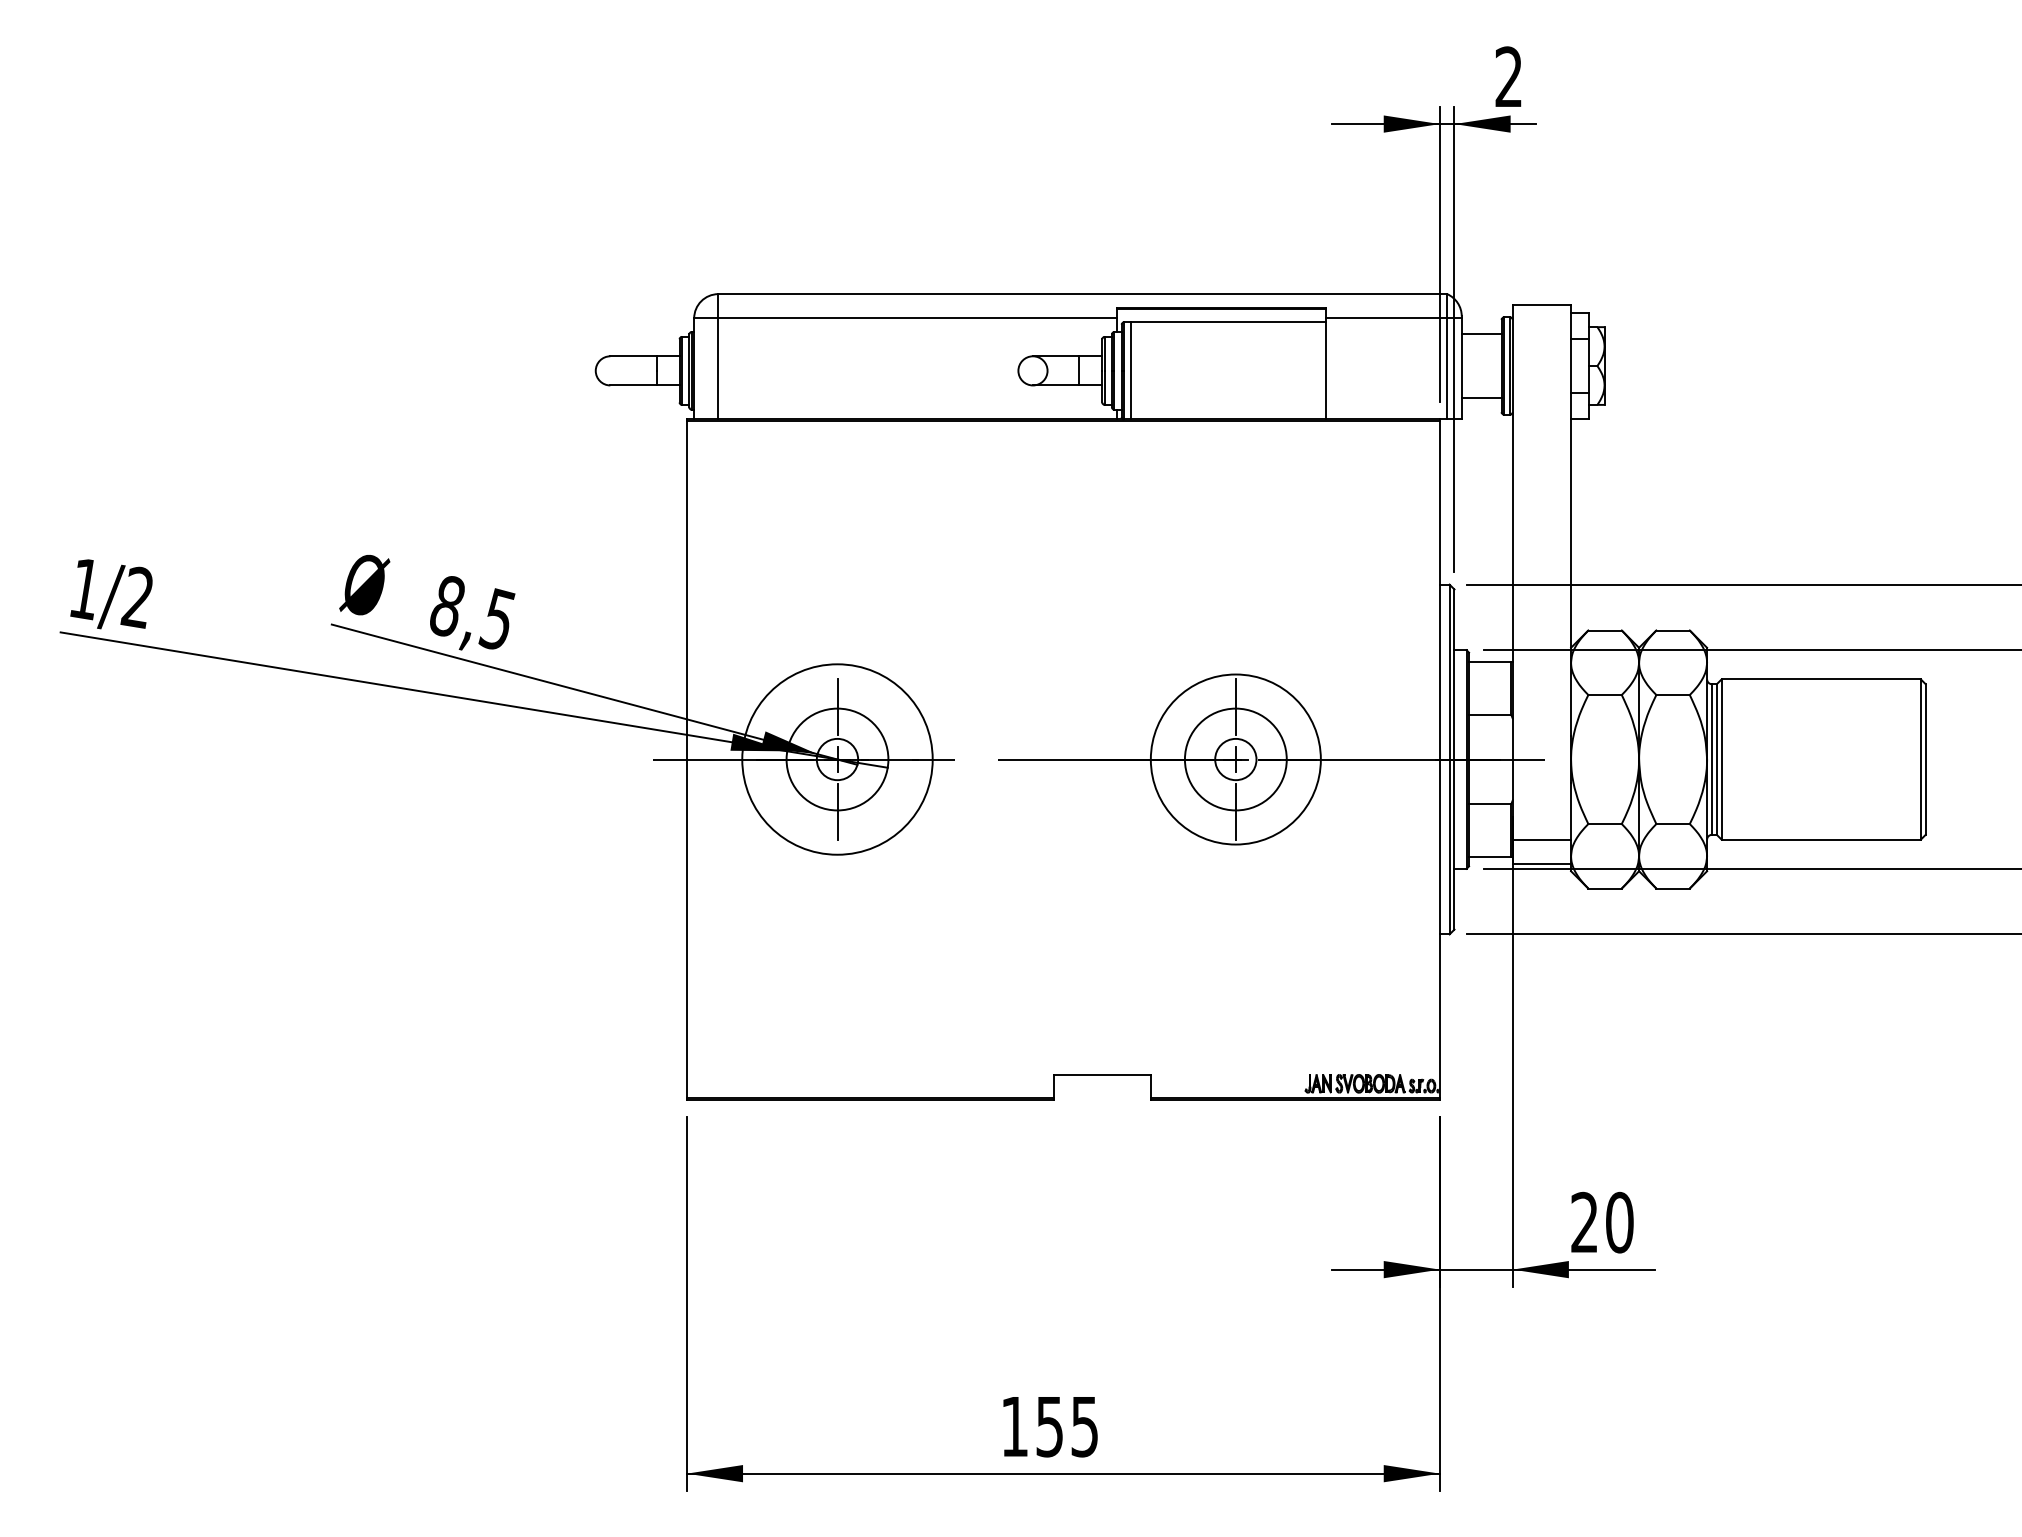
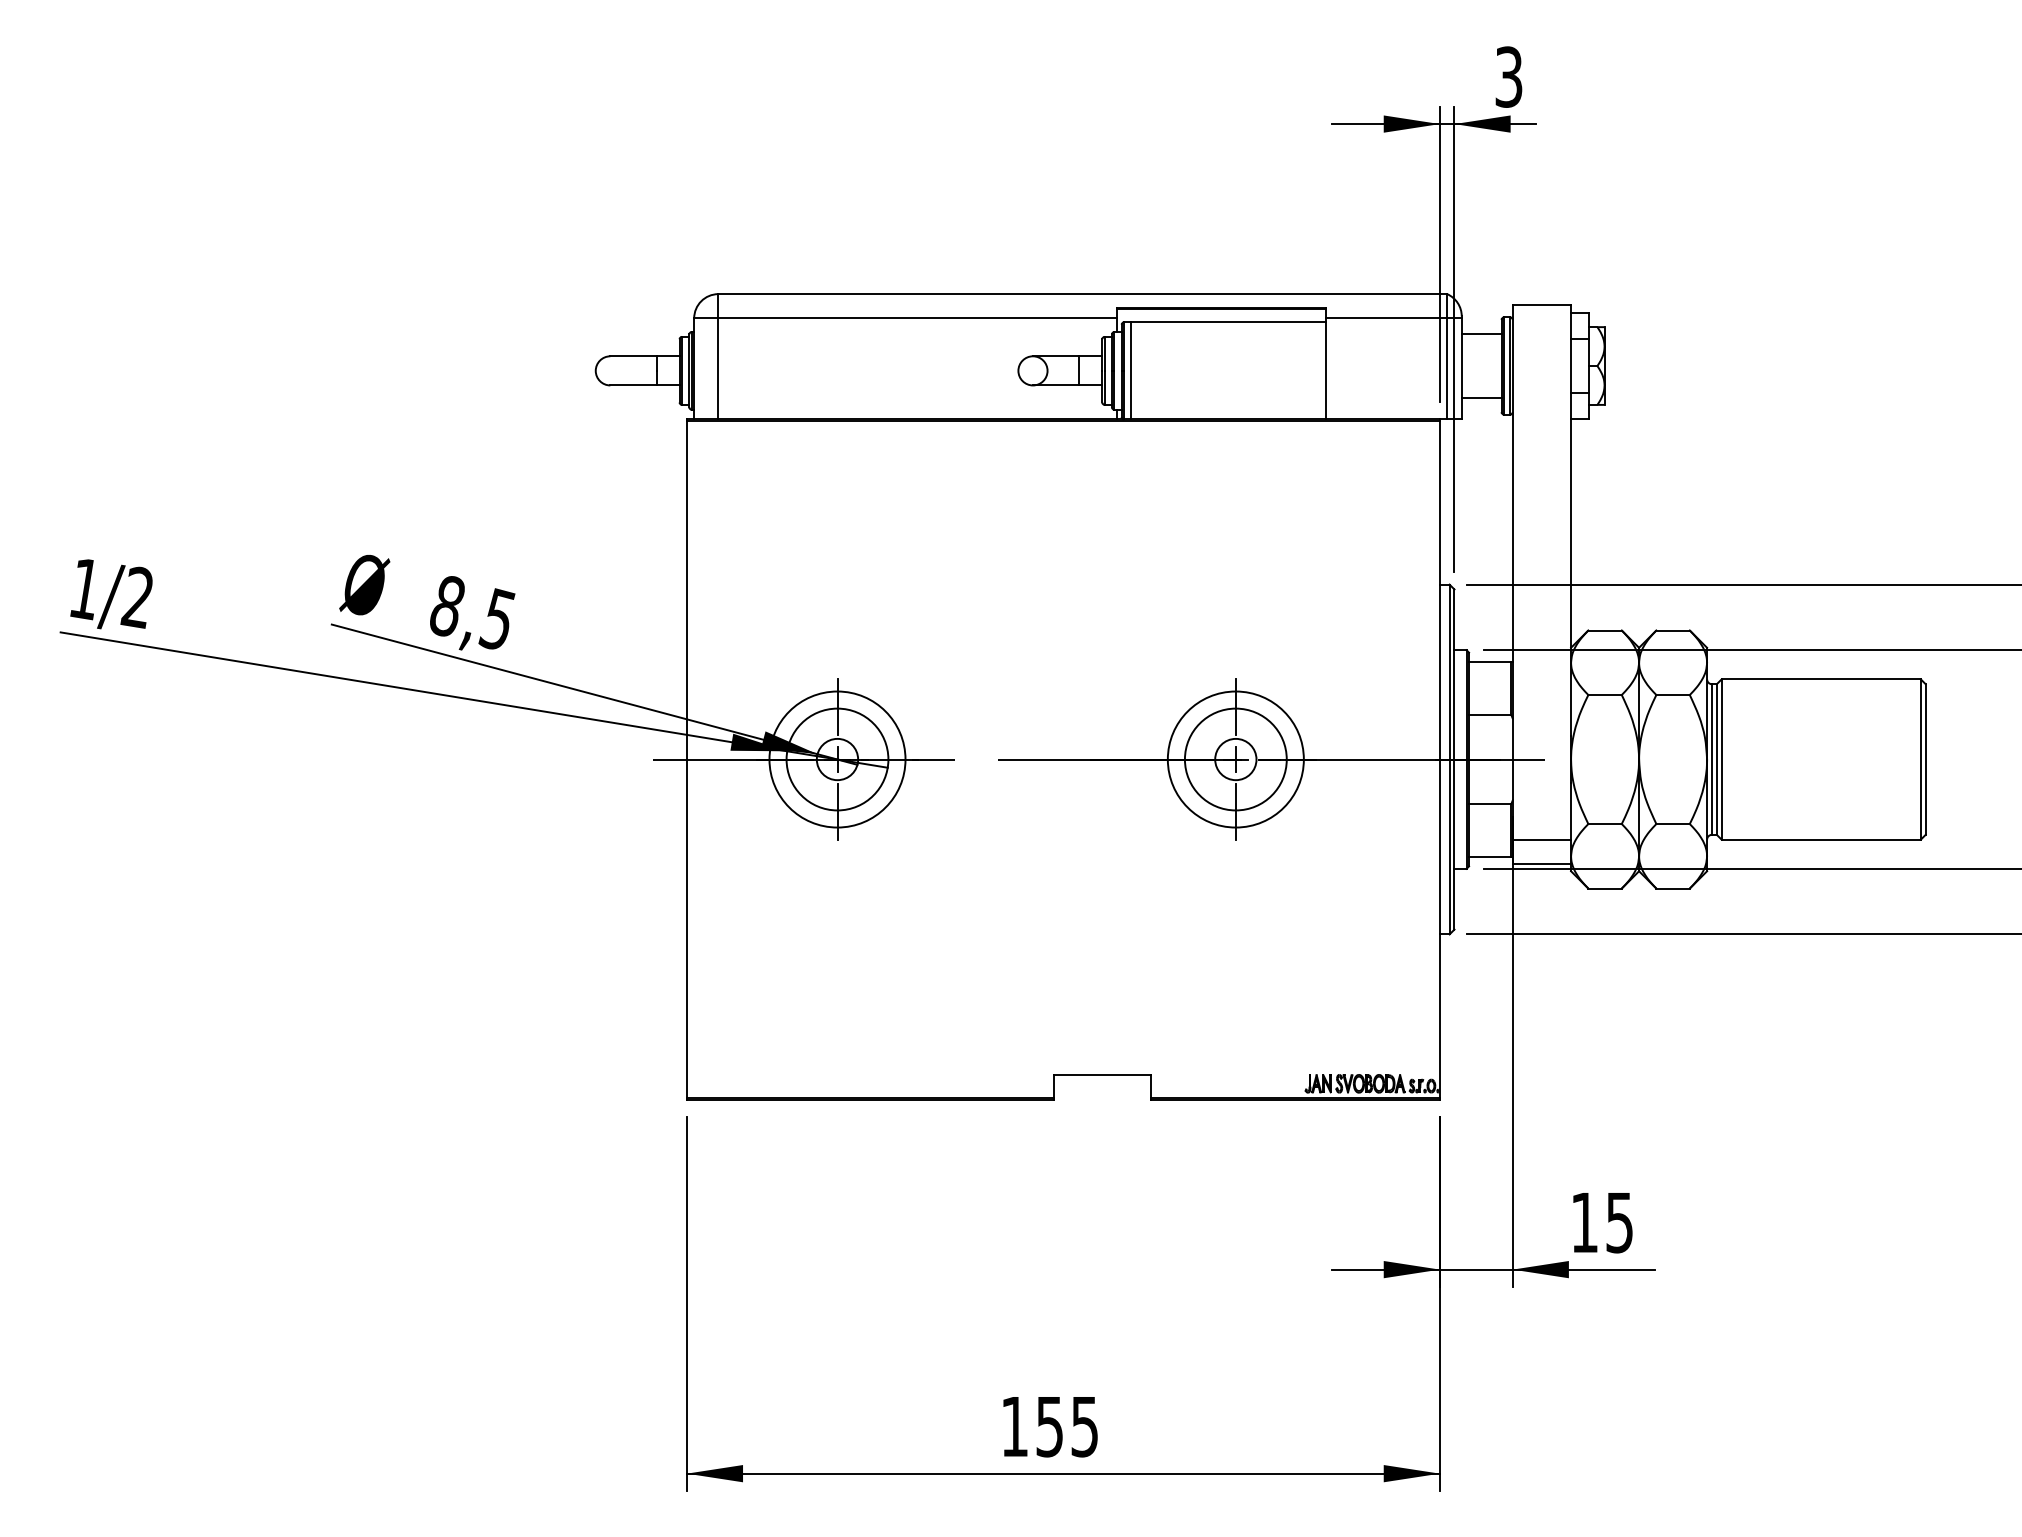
text: 2 -> 3 (1508, 76)
circle diameter: 190 px -> 136 px (837, 759)
circle diameter: 170 px -> 136 px (1235, 759)
text: 20 -> 15 (1602, 1222)
